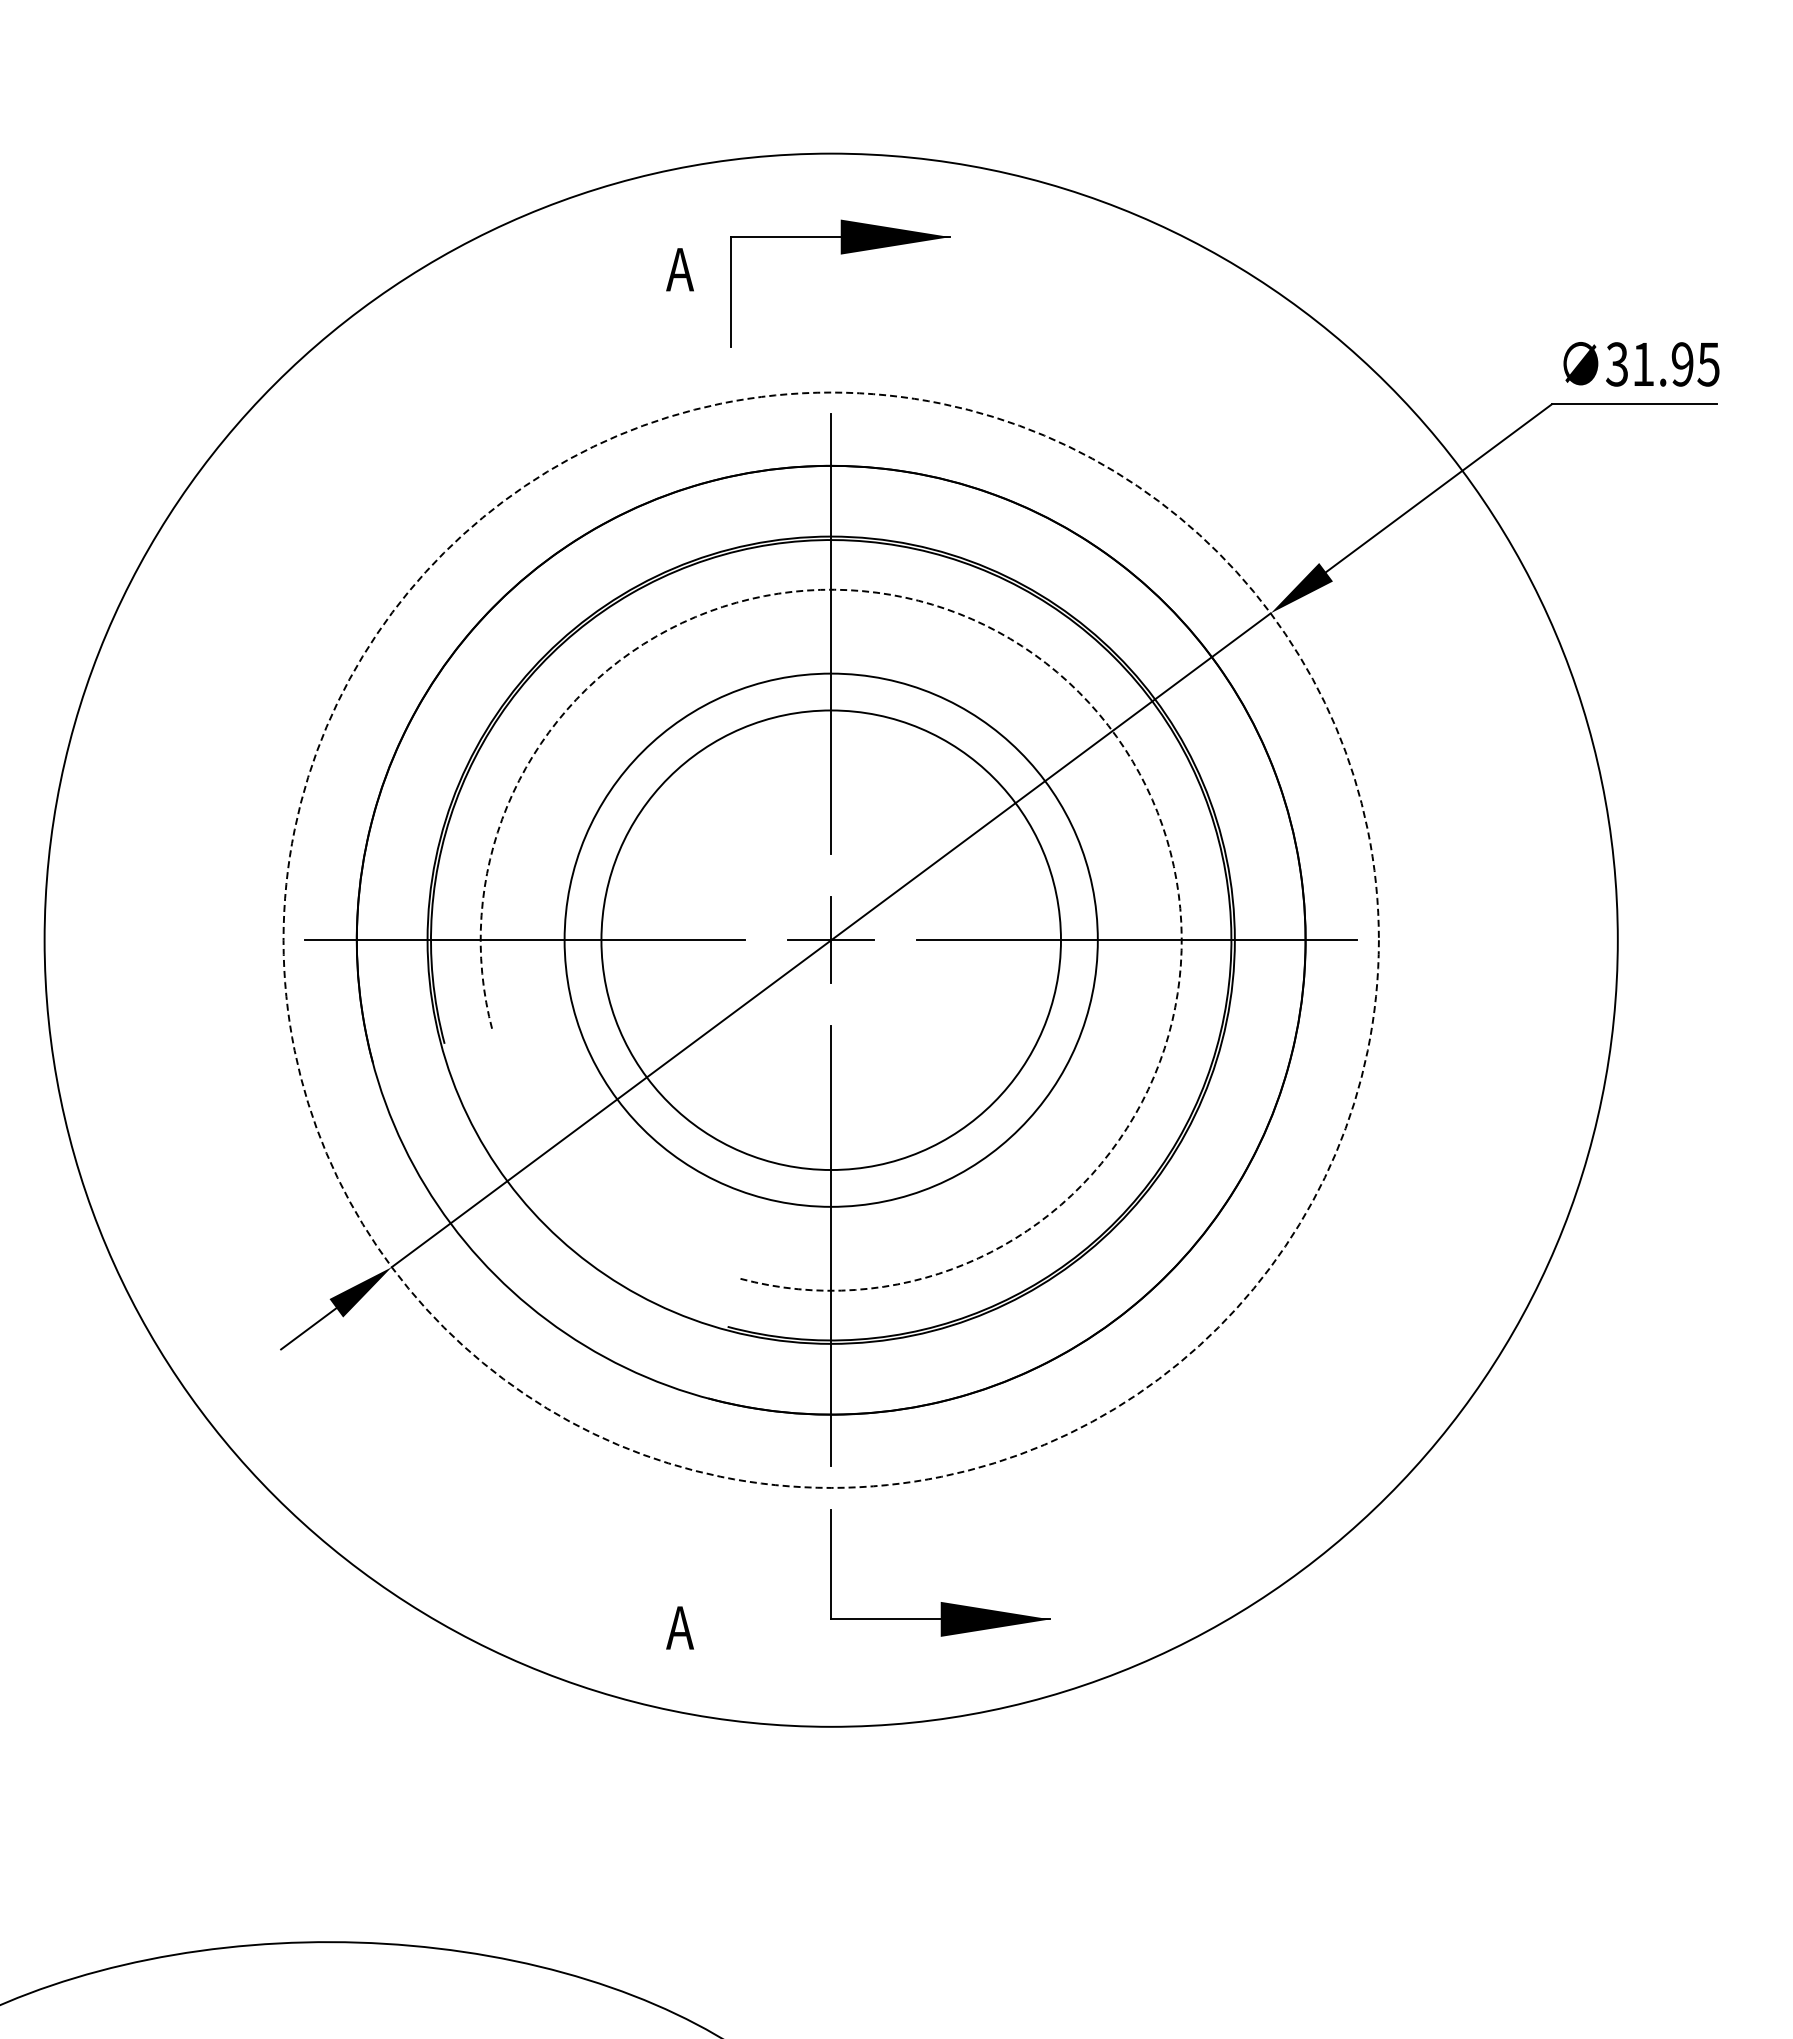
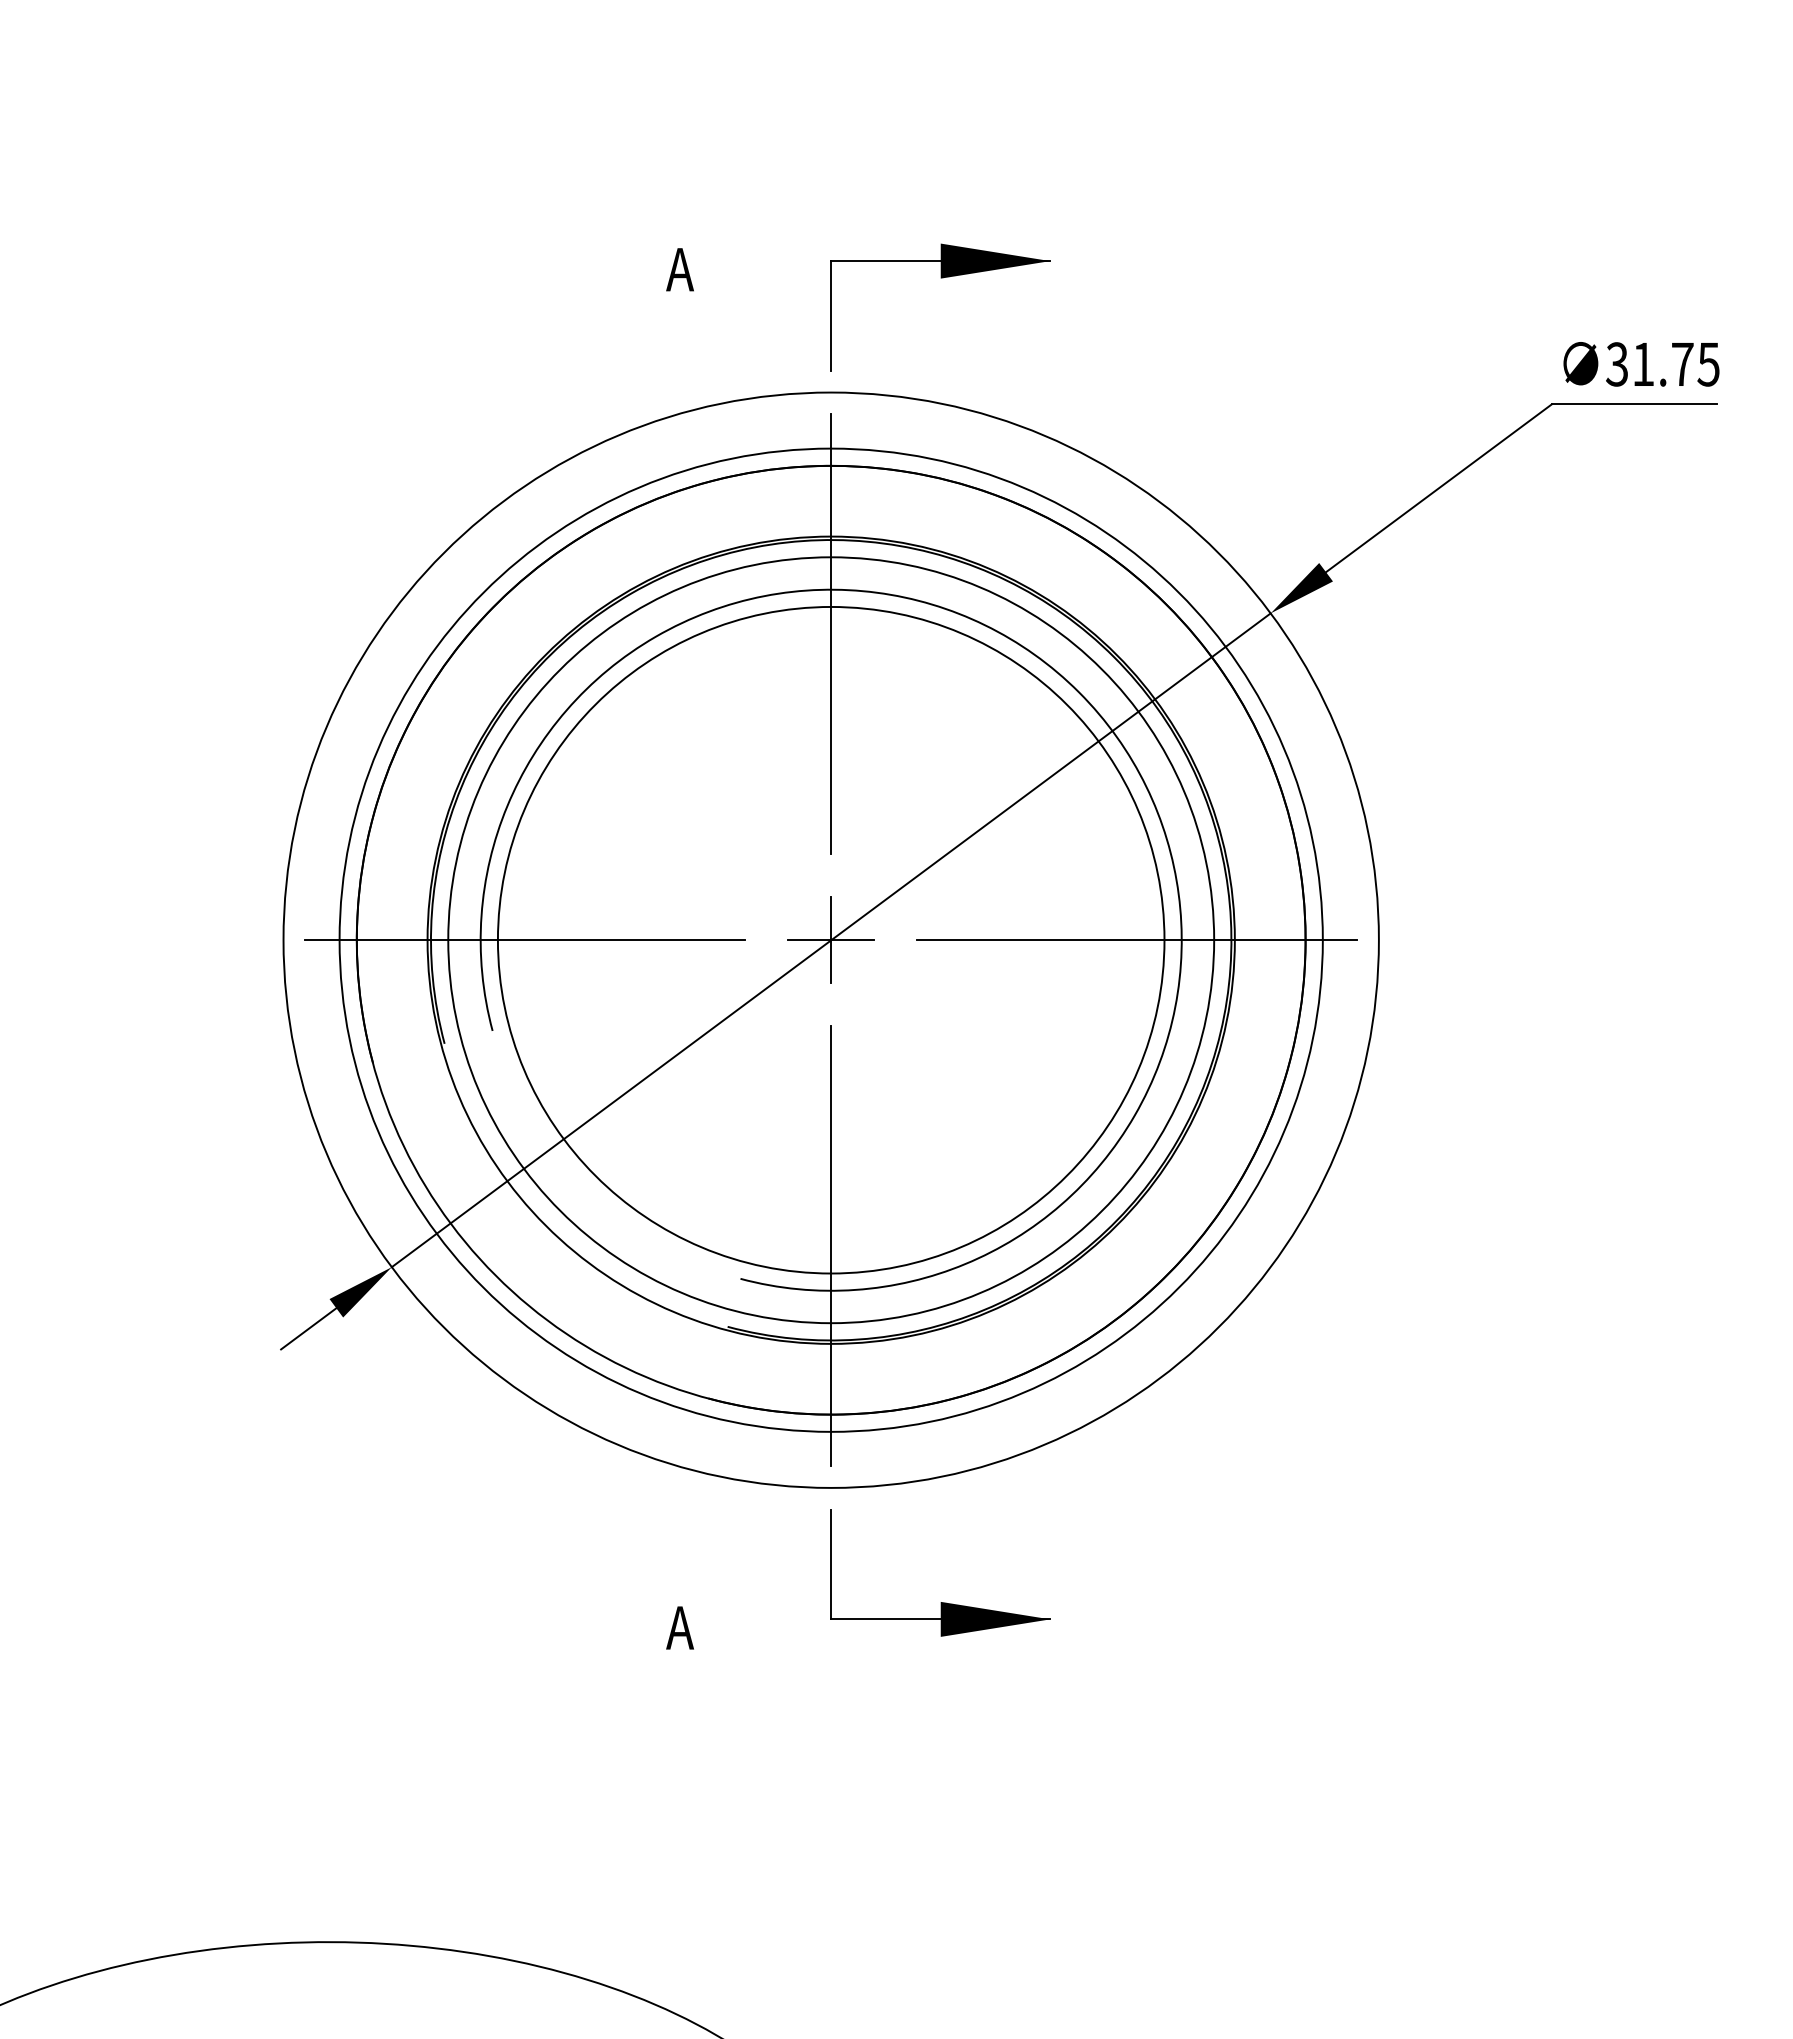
part position: (840, 254) -> (940, 278) (940, 278)
text: 31.95 -> 31.75 (1682, 364)
arc: dashed -> solid (1079, 692)
circle diameter: 1573 px -> 983 px (830, 939)
circle diameter: 533 px -> 667 px (830, 939)
circle: dashed -> solid (830, 939)
circle diameter: 460 px -> 766 px (831, 940)
